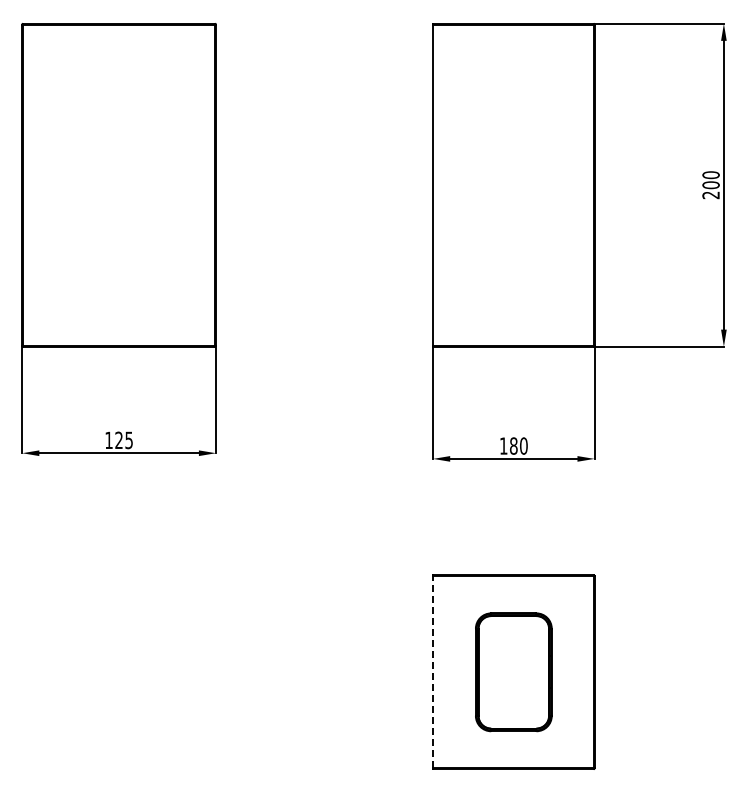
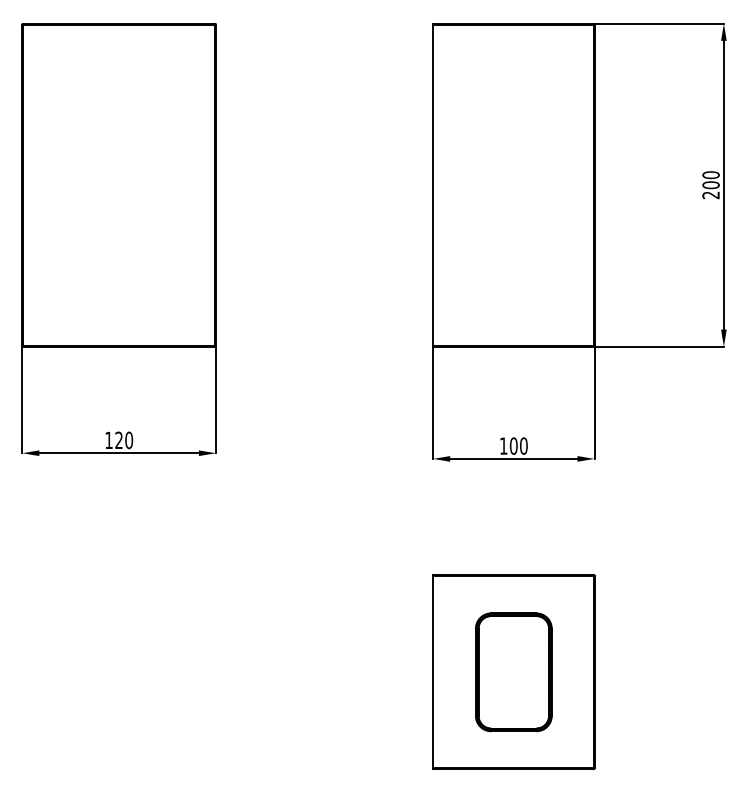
text: 125 -> 120 (129, 440)
text: 180 -> 100 (513, 445)
line: dashed -> solid (433, 671)
